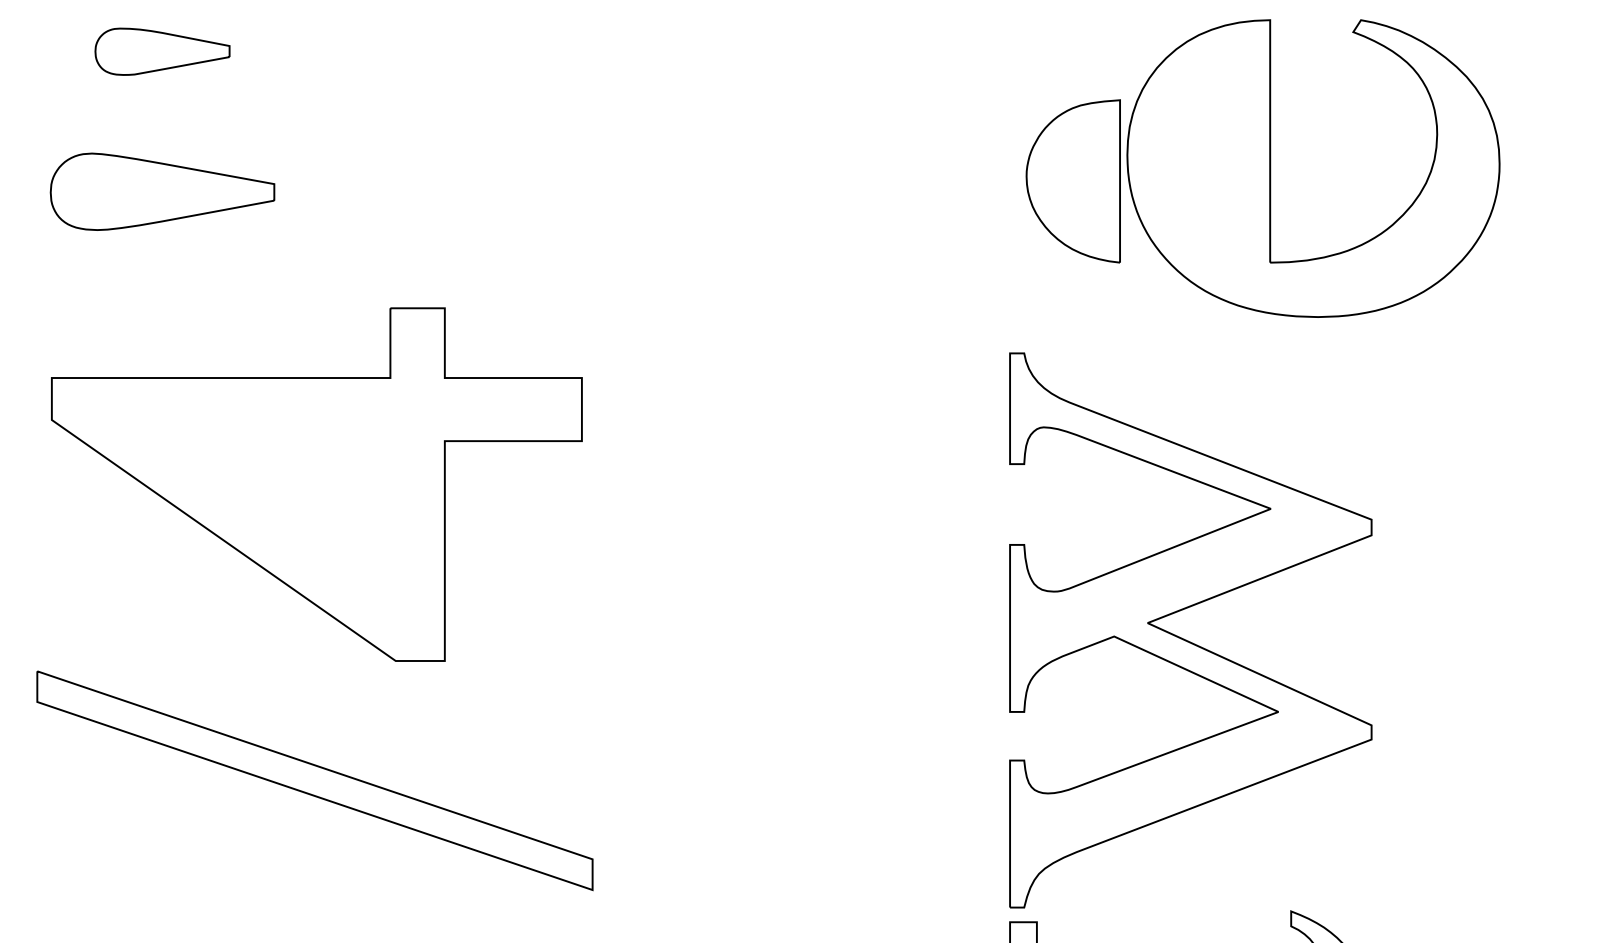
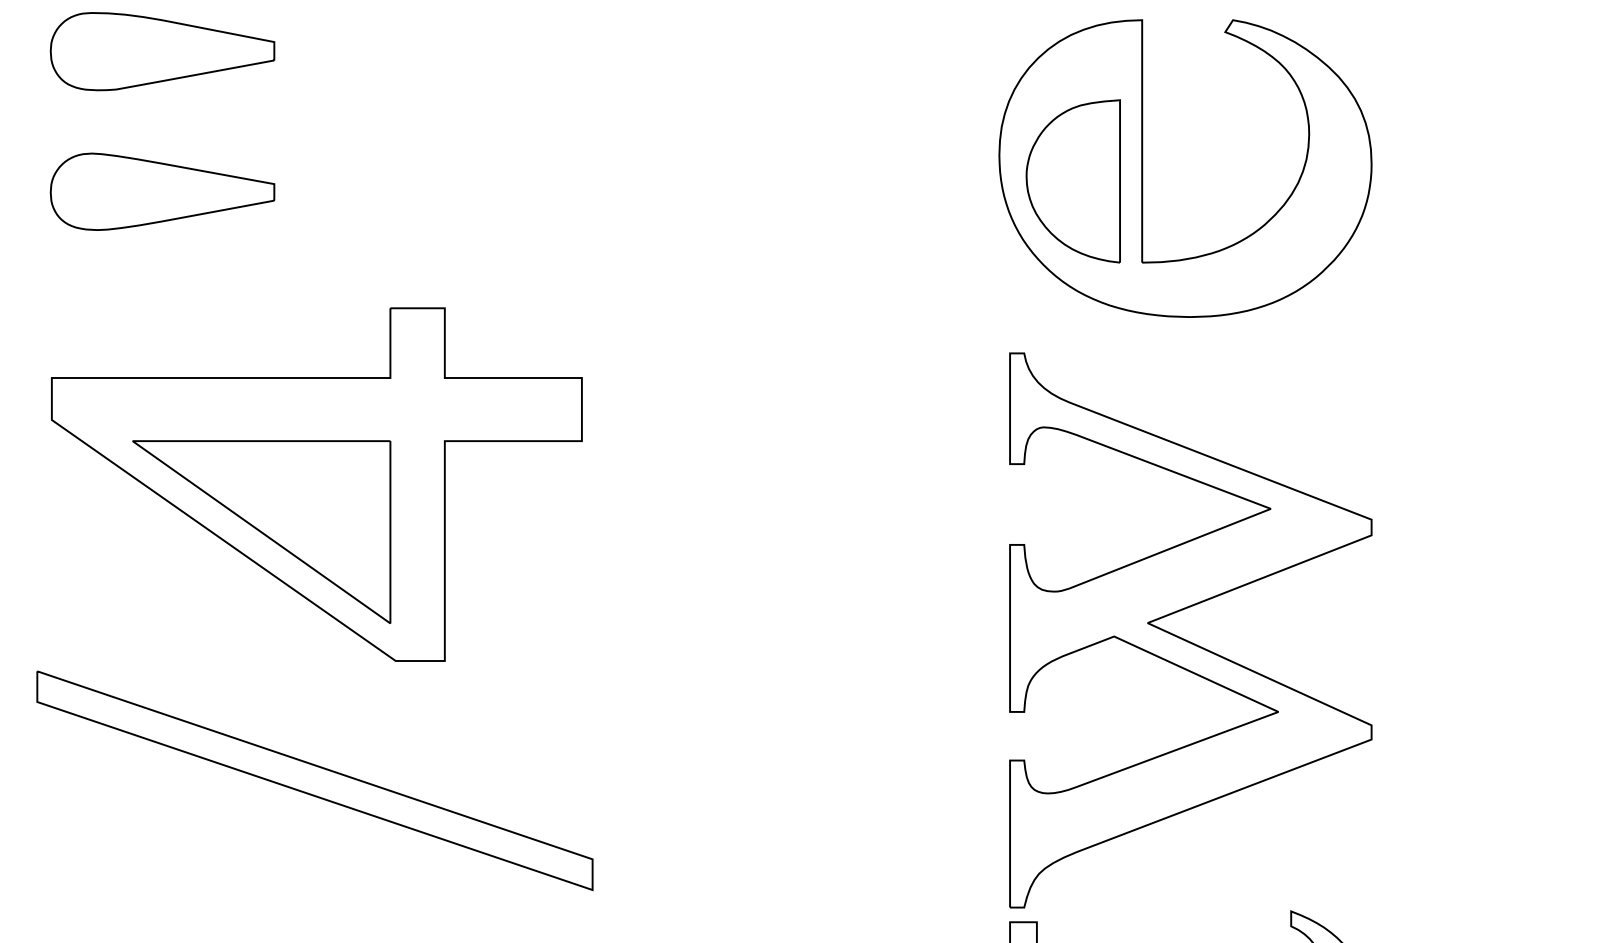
part size: 137x49 px -> 227x80 px (162, 51)
part position: (1271, 168) -> (1143, 168) (1143, 168)
part: none -> present (261, 531)
